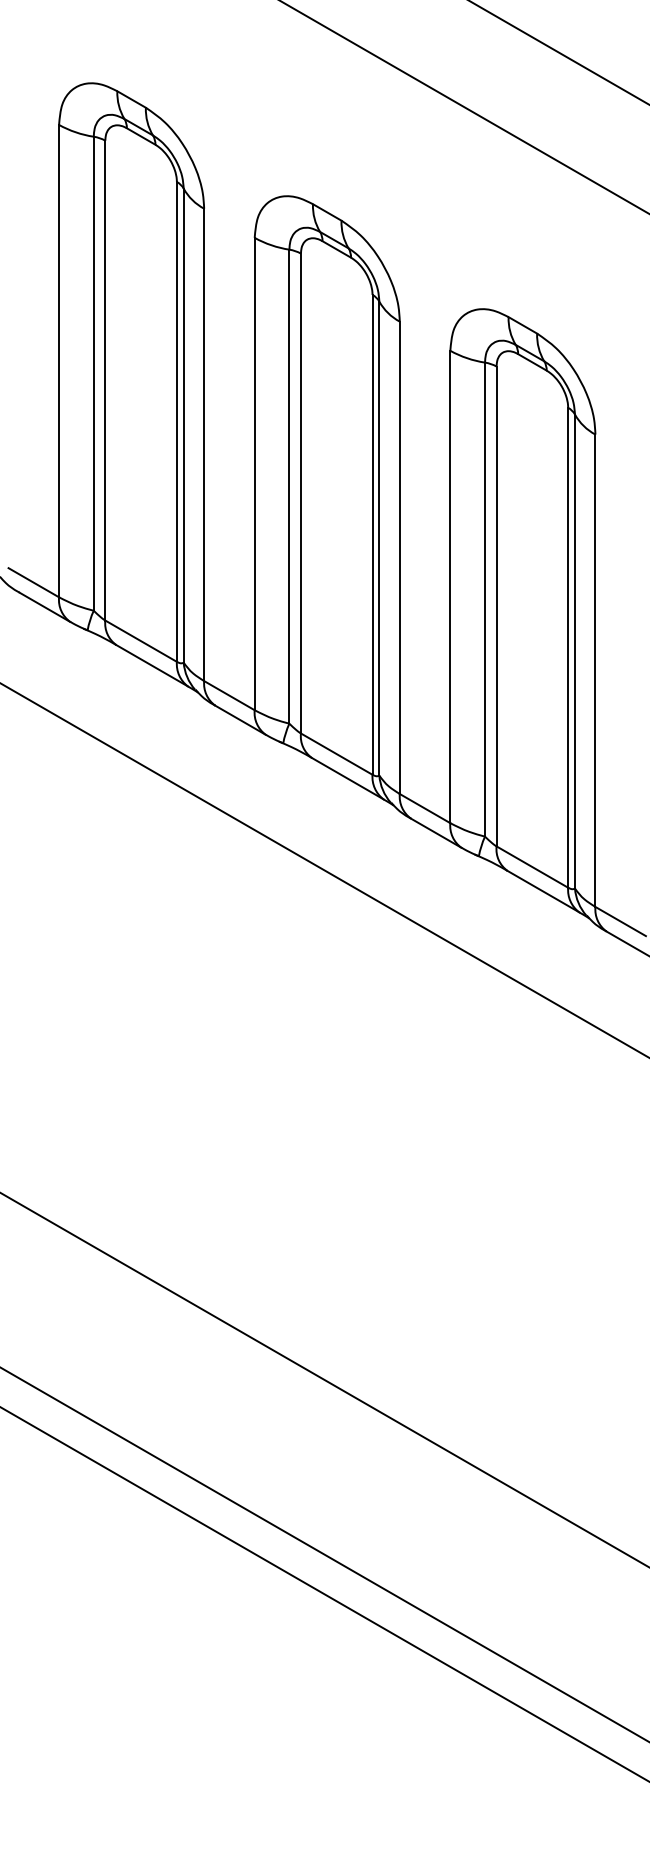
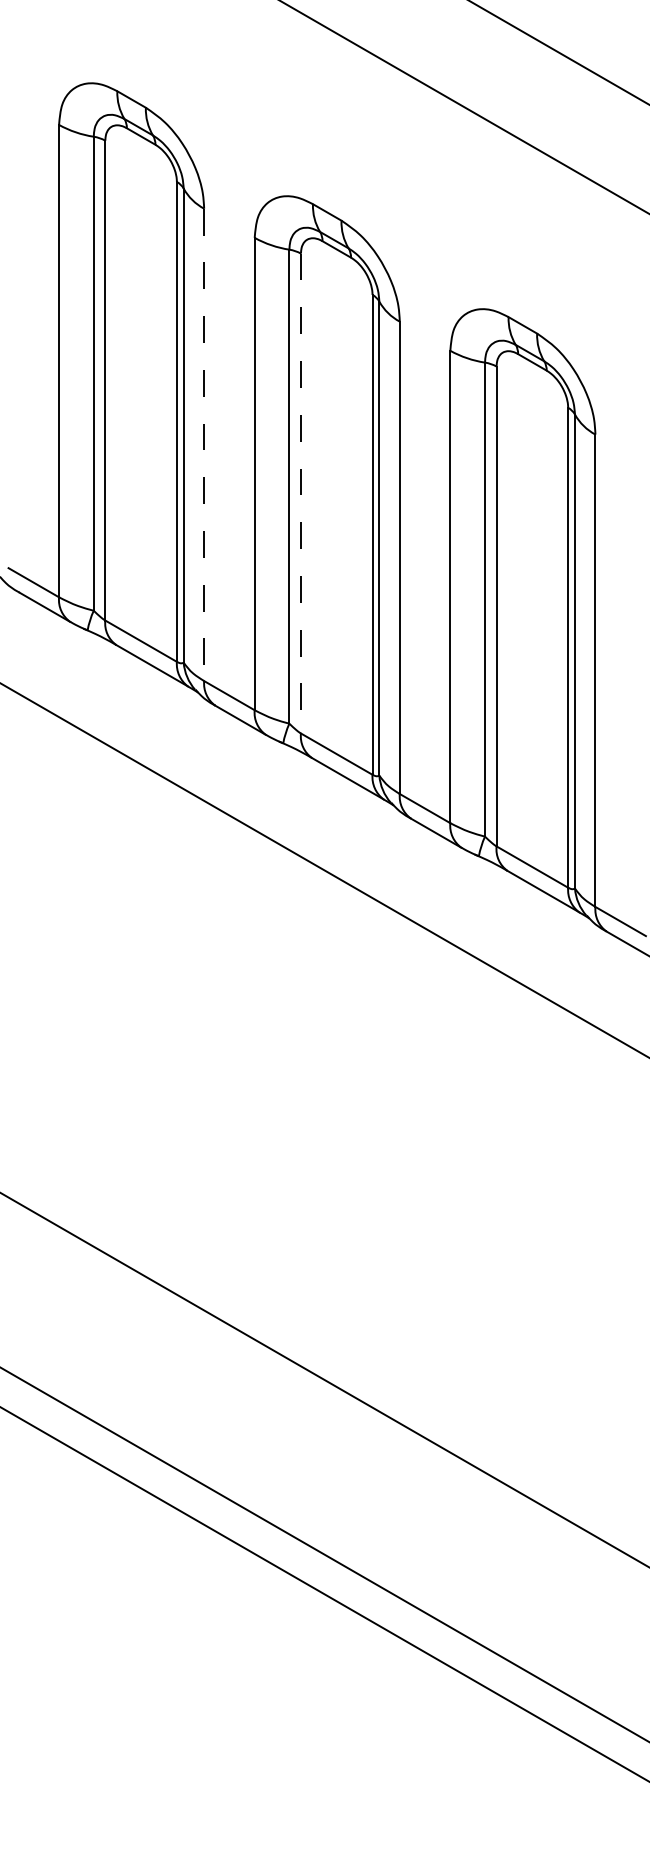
line: solid -> dashed (204, 445)
line: solid -> dashed (300, 493)
